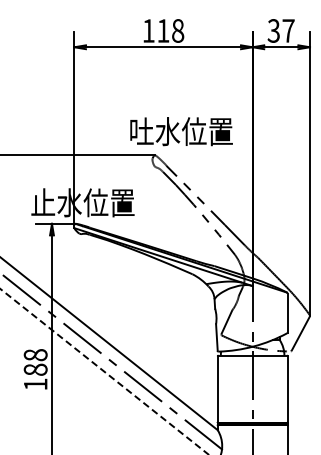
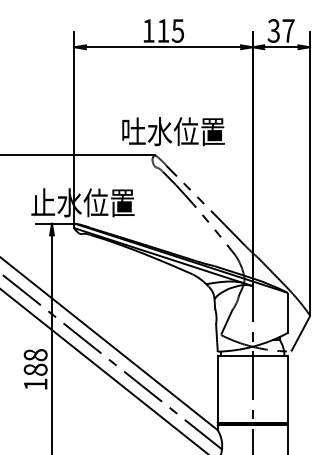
text: 118 -> 115 (177, 30)
text position: (181, 131) -> (173, 131) (173, 131)
line: dashed -> solid (103, 371)
